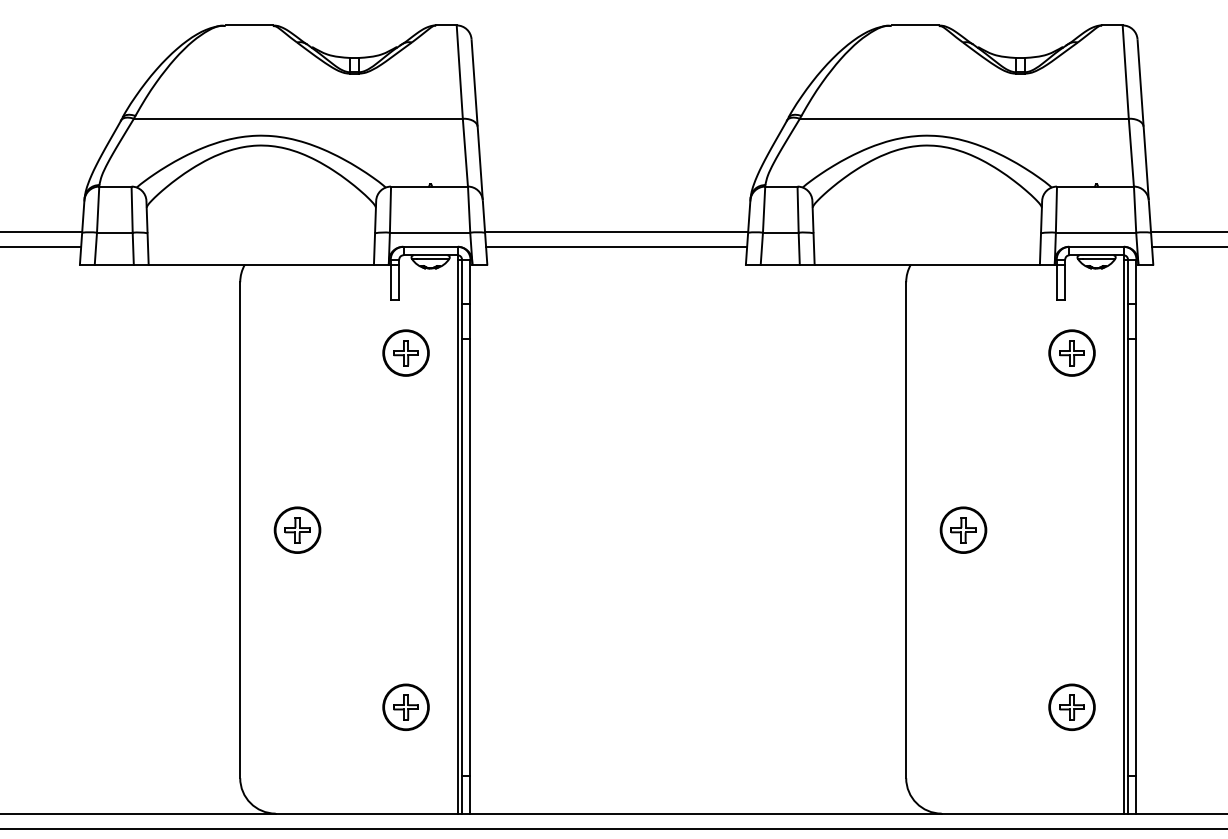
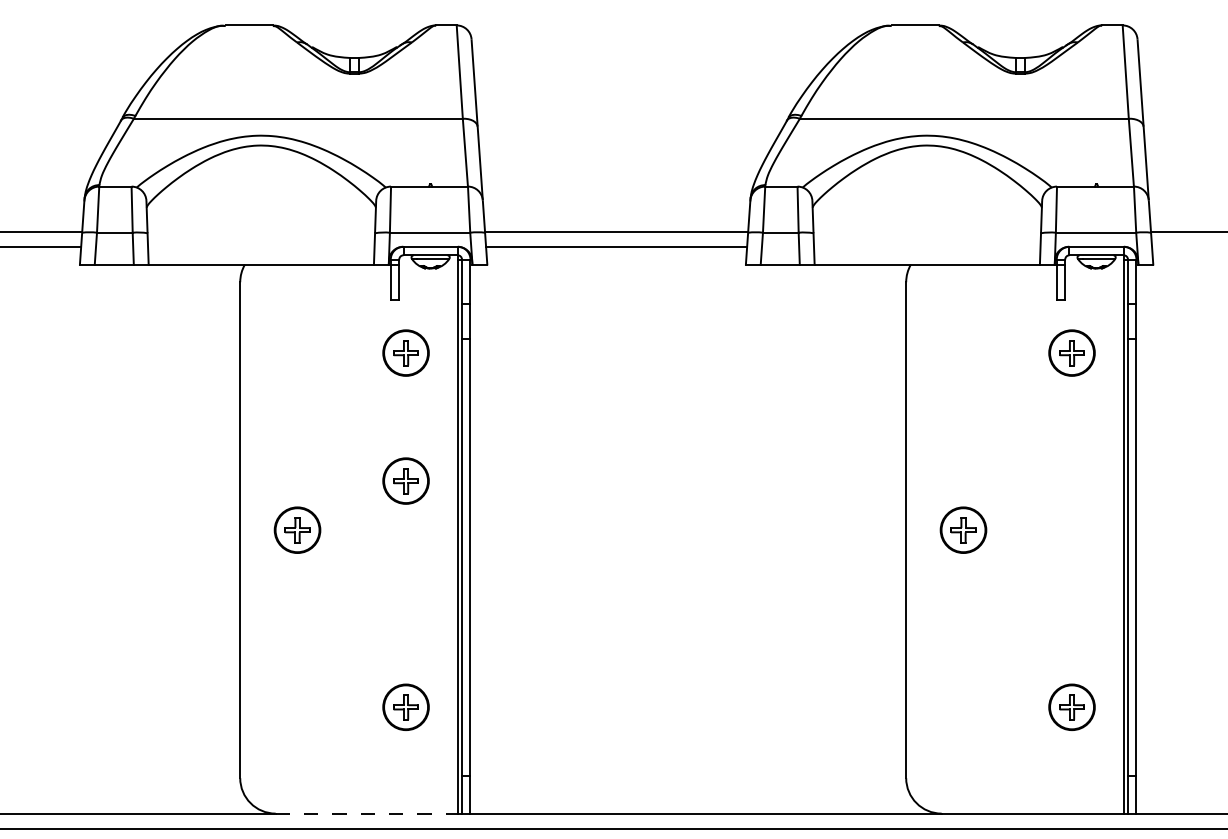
line: present -> none (1188, 246)
part: none -> present (405, 480)
line: solid -> dashed (367, 813)
